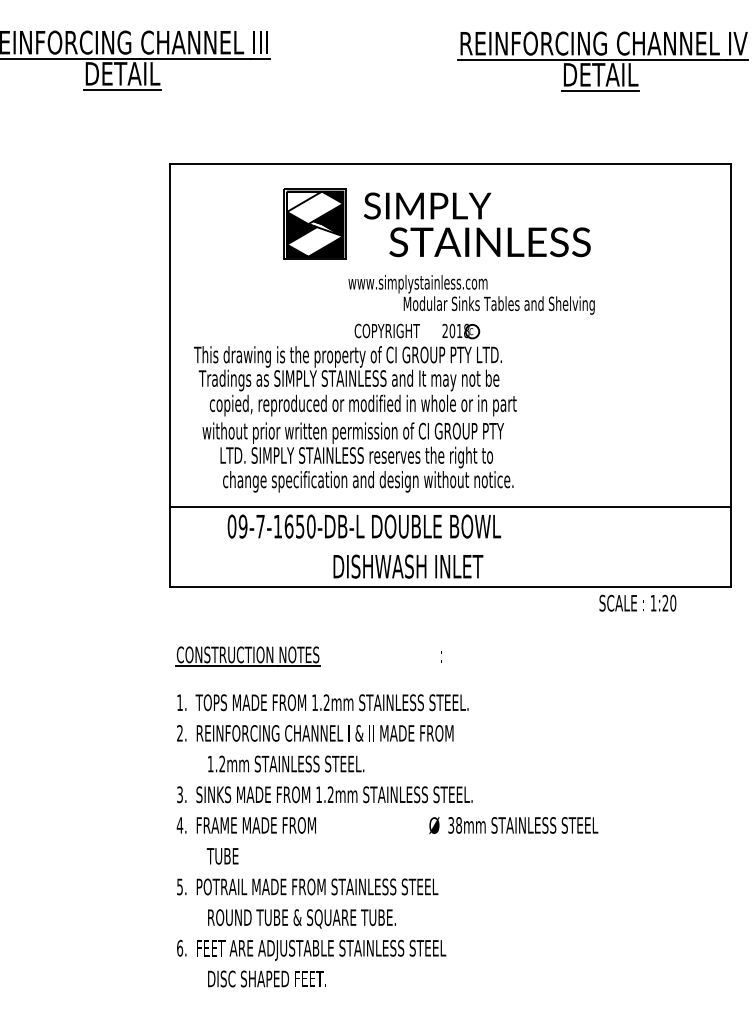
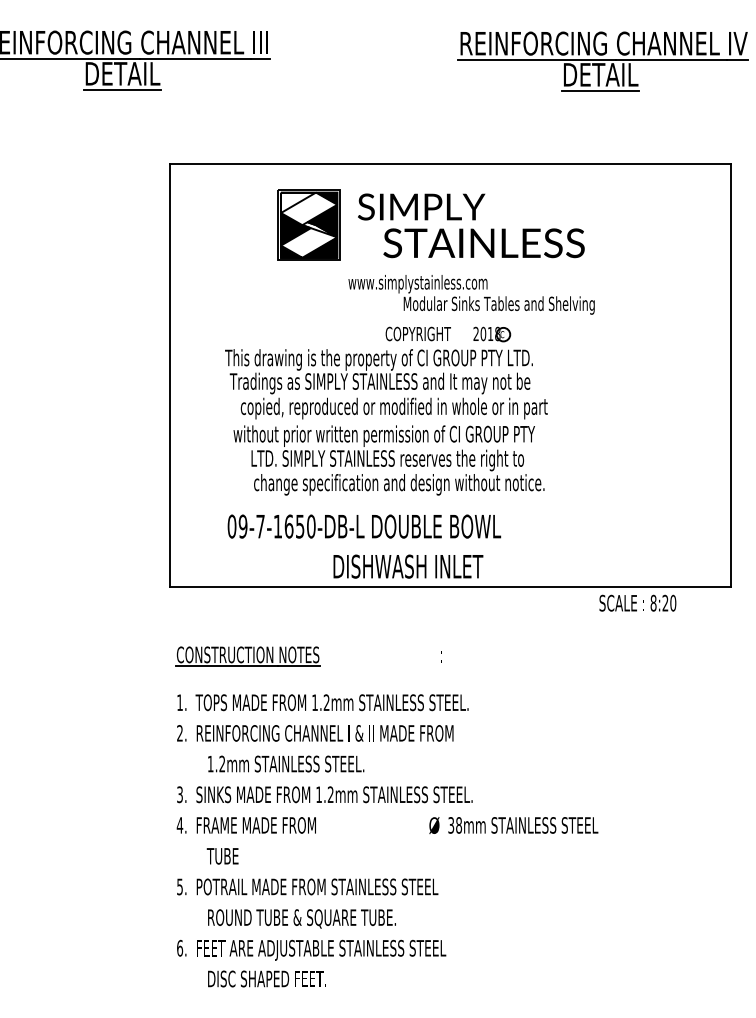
part position: (436, 223) -> (430, 224) (430, 224)
part position: (355, 407) -> (386, 410) (386, 410)
line: present -> none (450, 506)
text: 1:20 -> 8:20 (653, 602)
